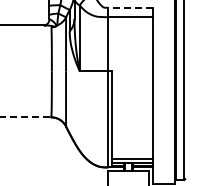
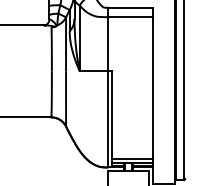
line: dashed -> solid (130, 7)
line: dashed -> solid (26, 117)
